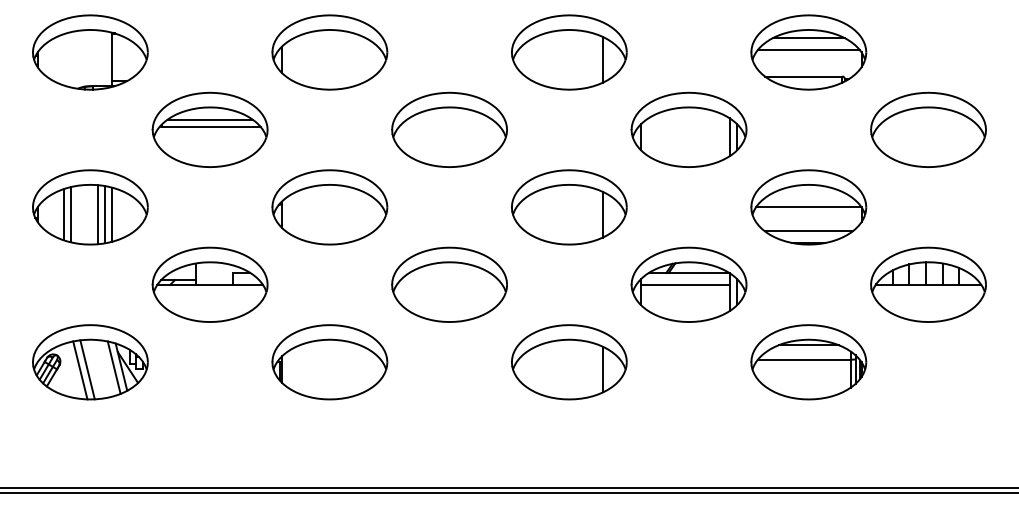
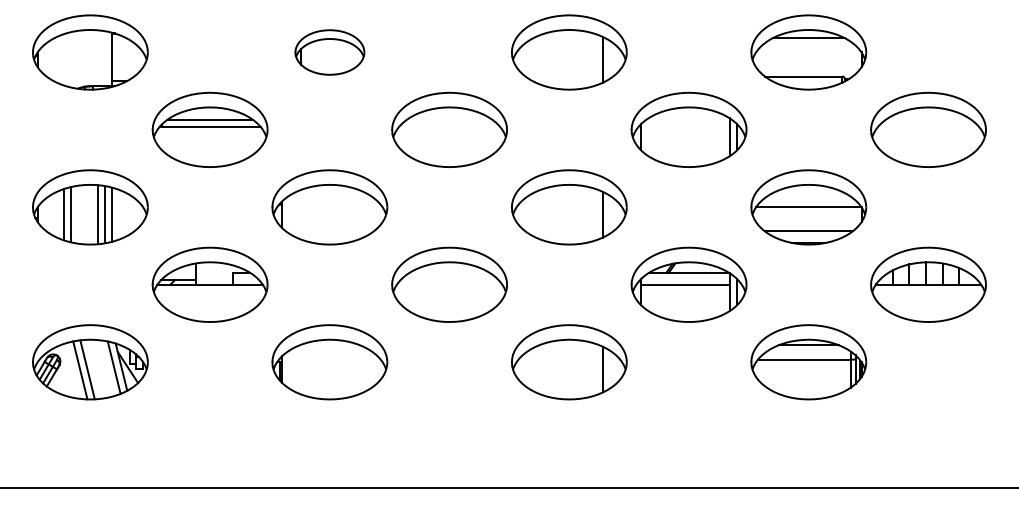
line: present -> none (808, 50)
part size: 118x77 px -> 72x47 px (329, 52)
line: present -> none (508, 492)
